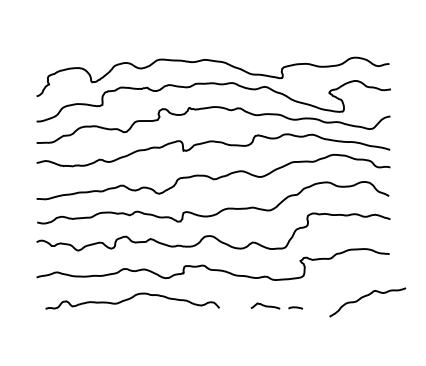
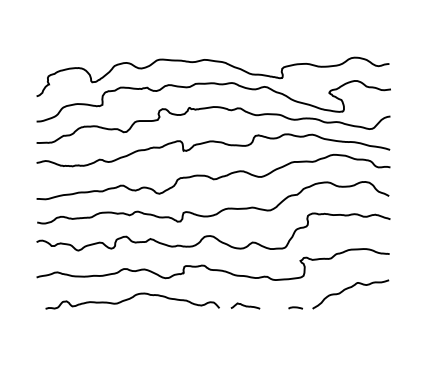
curve position: (364, 297) -> (347, 289) (347, 289)
curve position: (265, 305) -> (245, 305) (245, 305)
